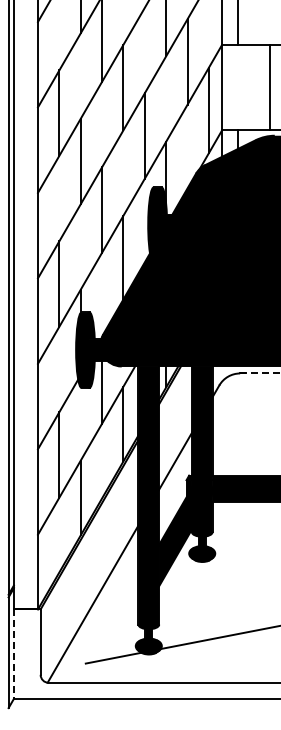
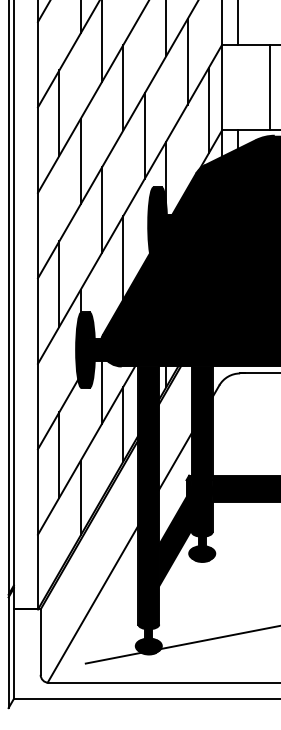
line: dashed -> solid (260, 373)
line: dashed -> solid (13, 654)
